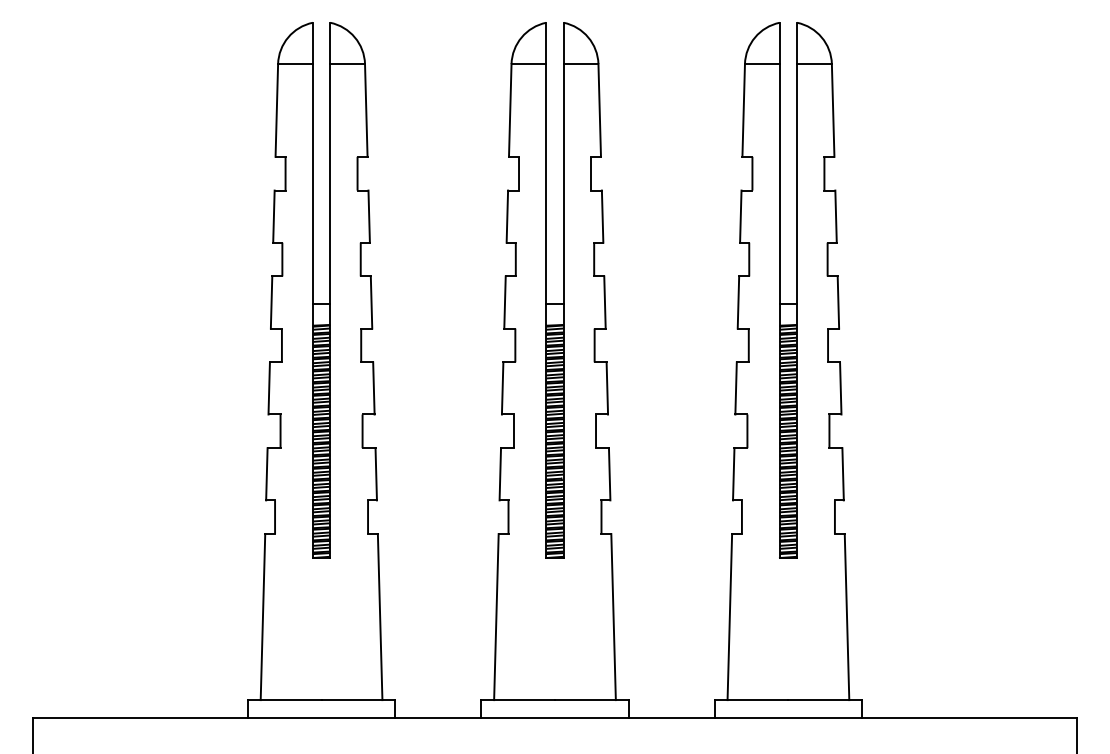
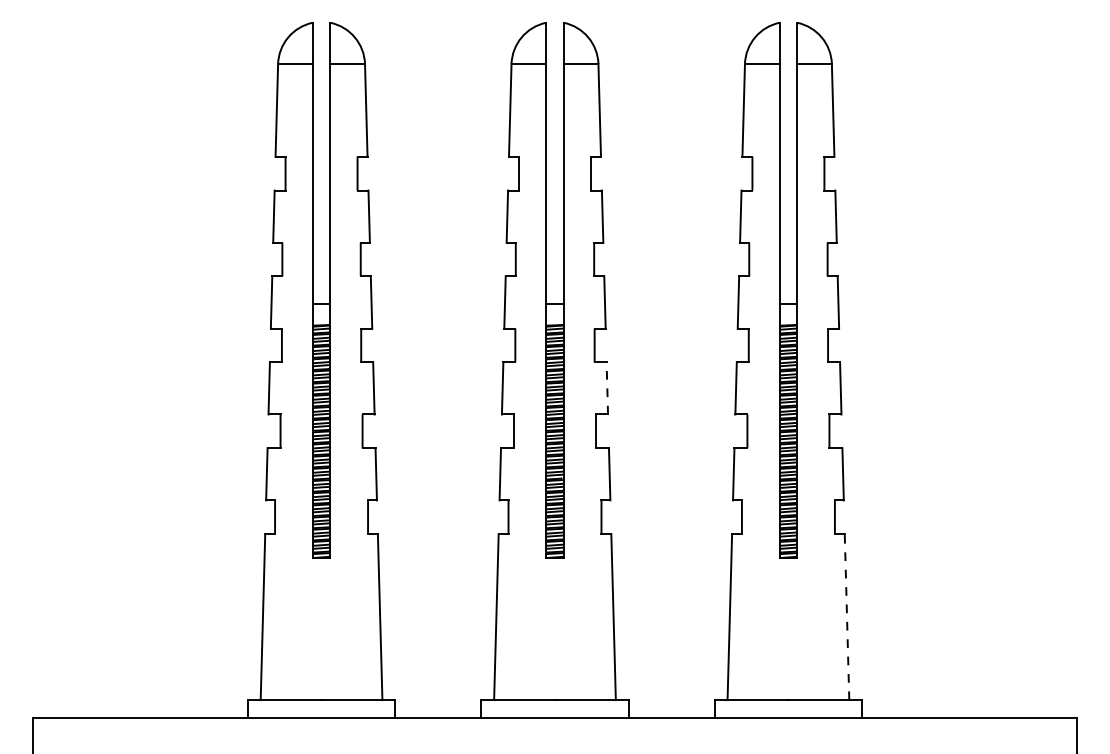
line: solid -> dashed (607, 387)
line: solid -> dashed (847, 616)
